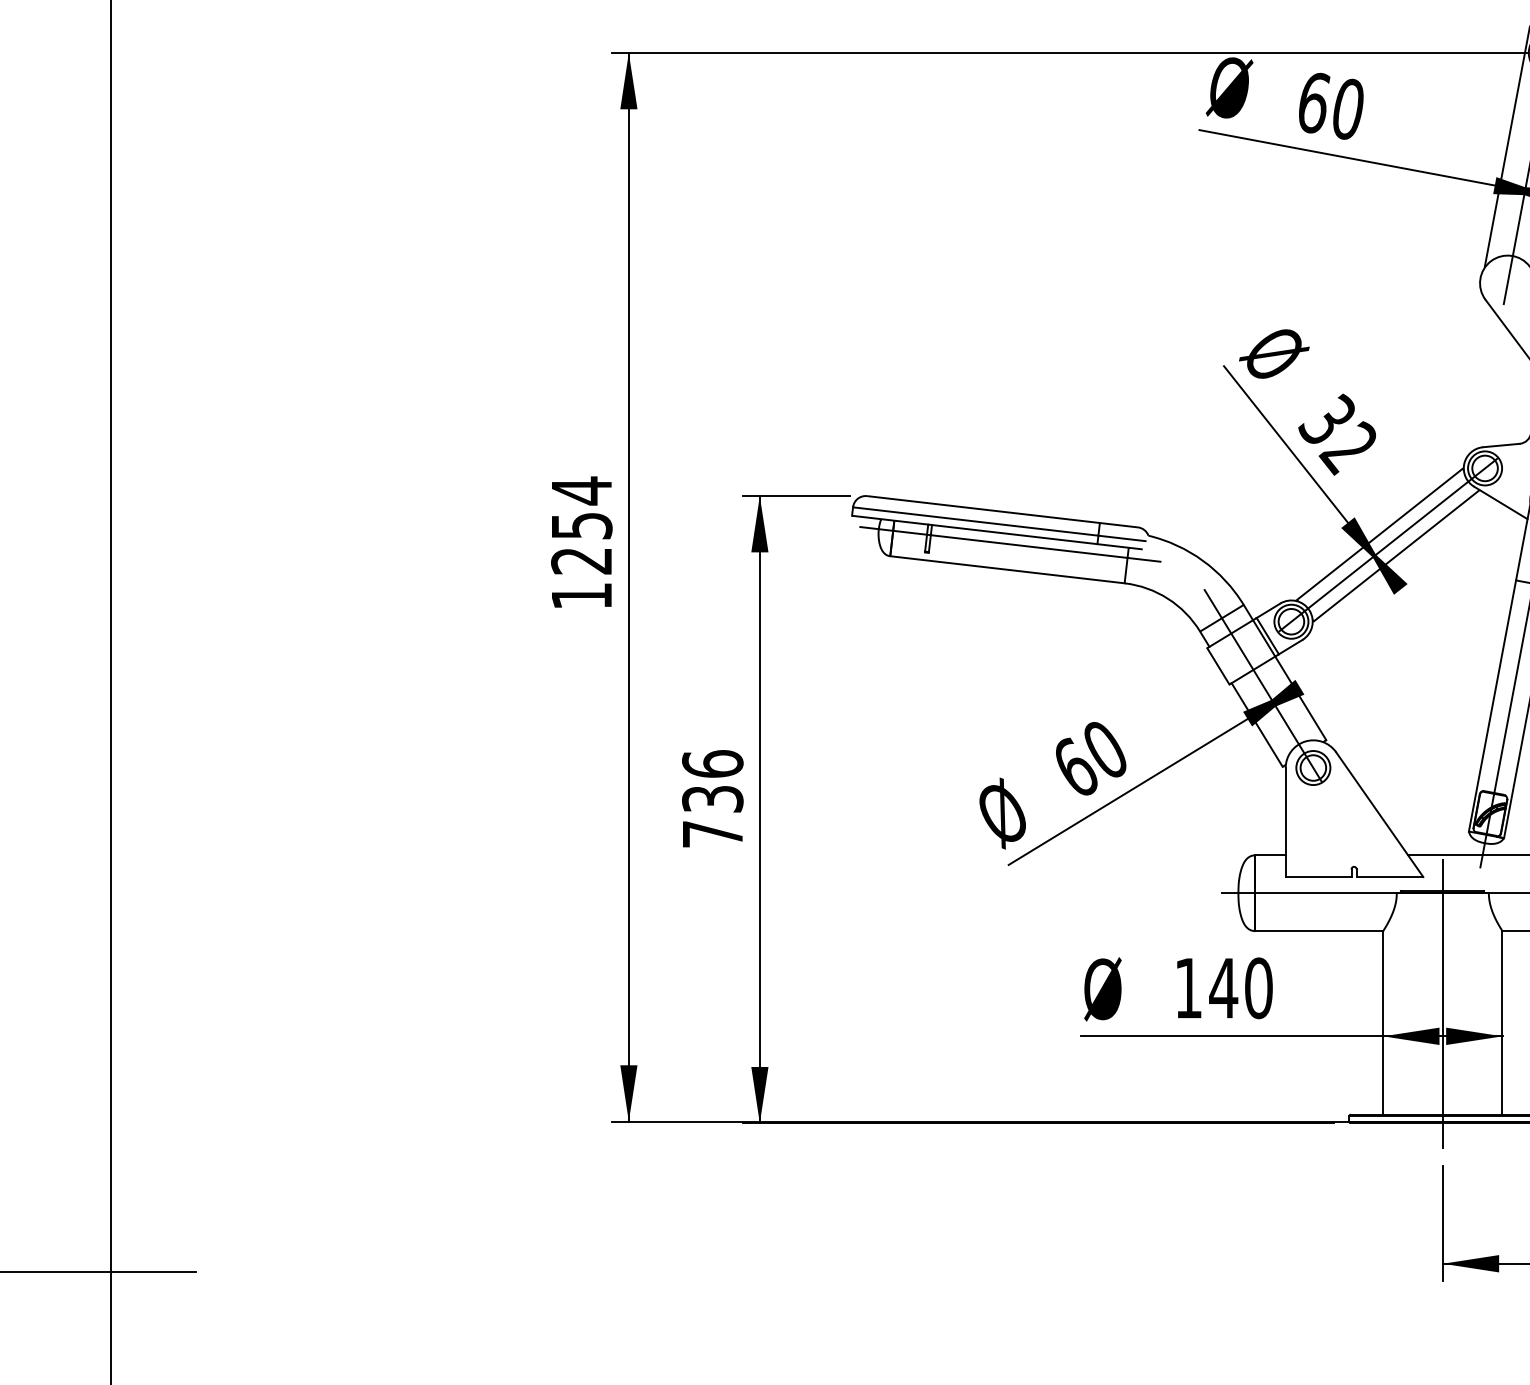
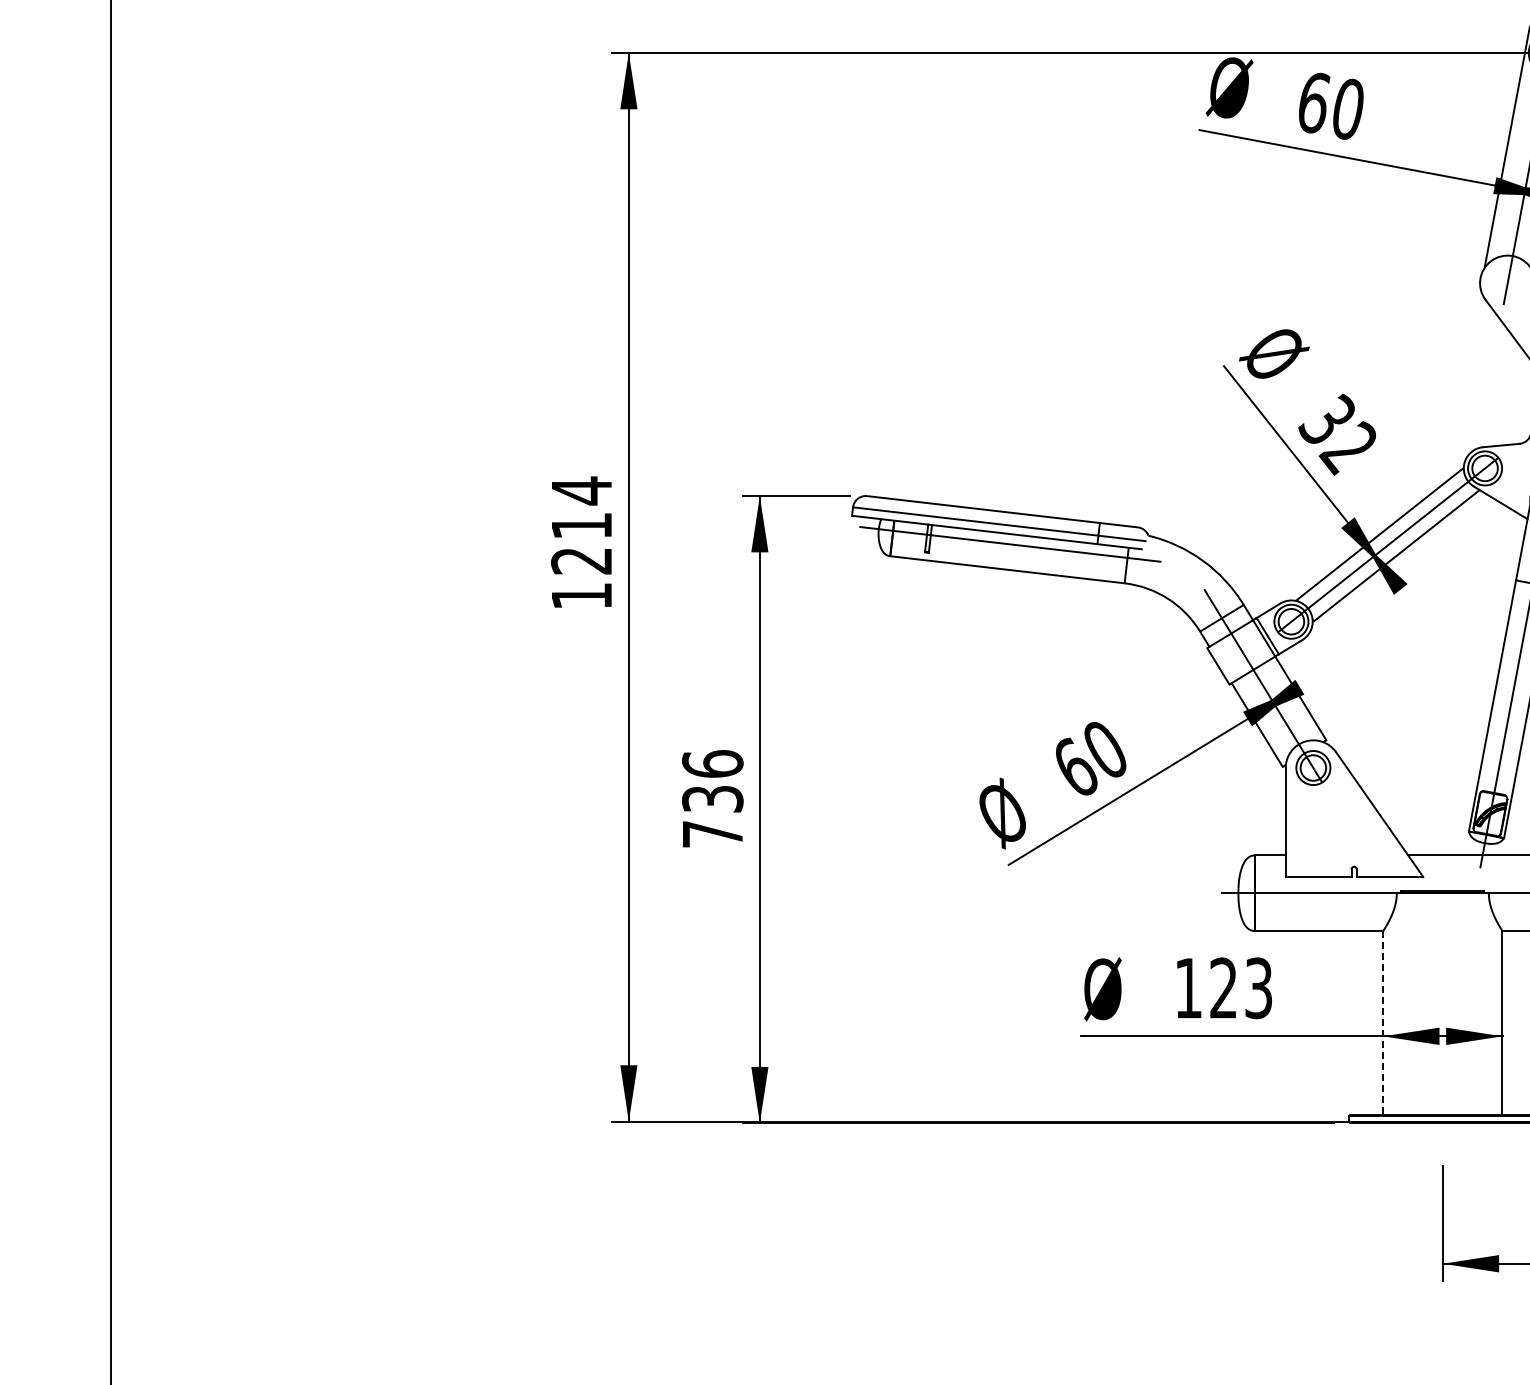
text: 1254 -> 1214 (582, 526)
text: 140 -> 123 (1240, 988)
line: present -> none (1442, 1003)
line: solid -> dashed (1383, 1022)
line: present -> none (98, 1272)
